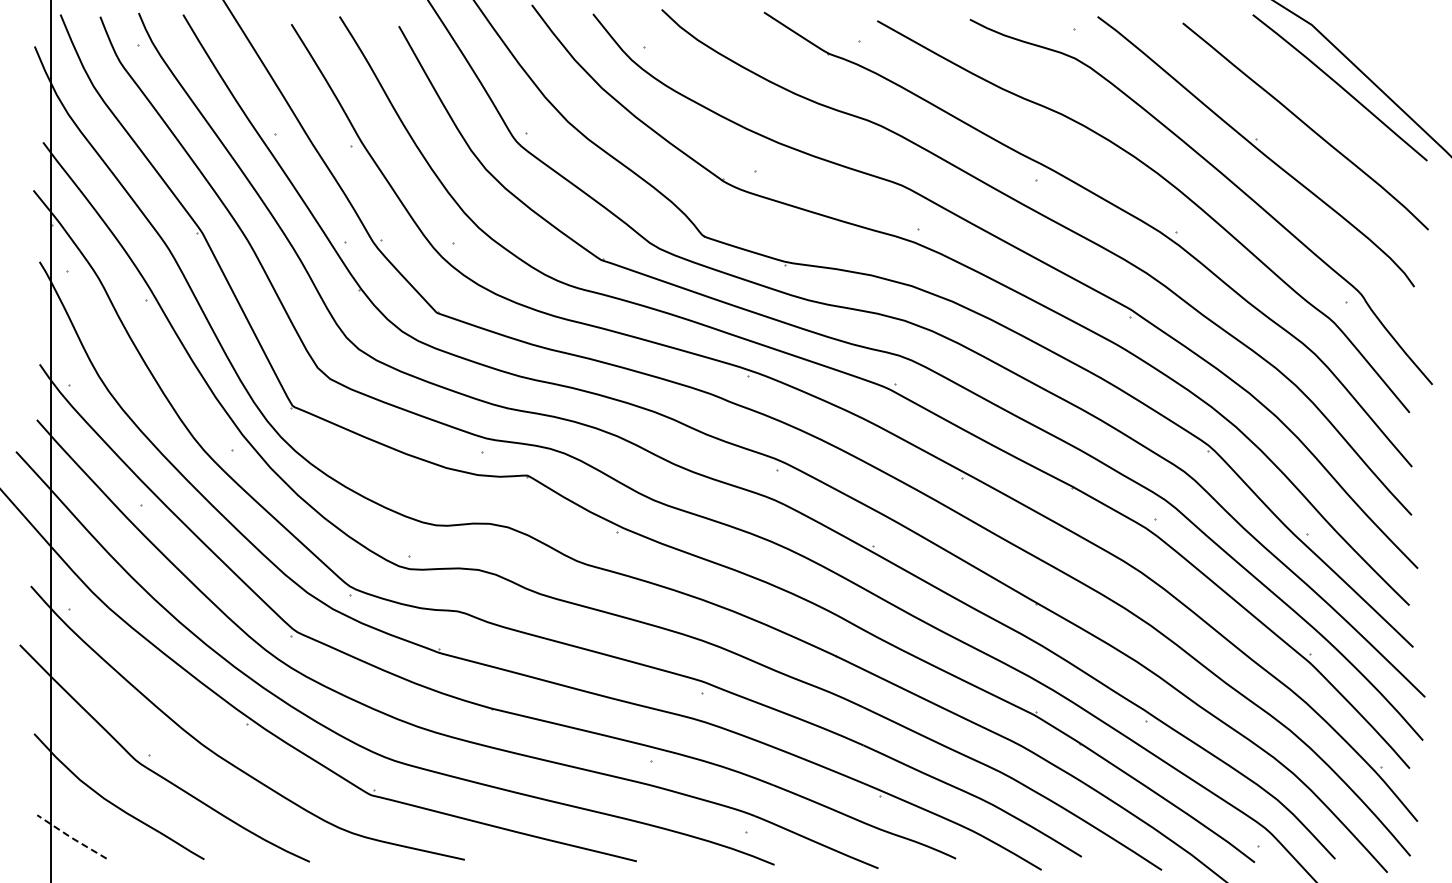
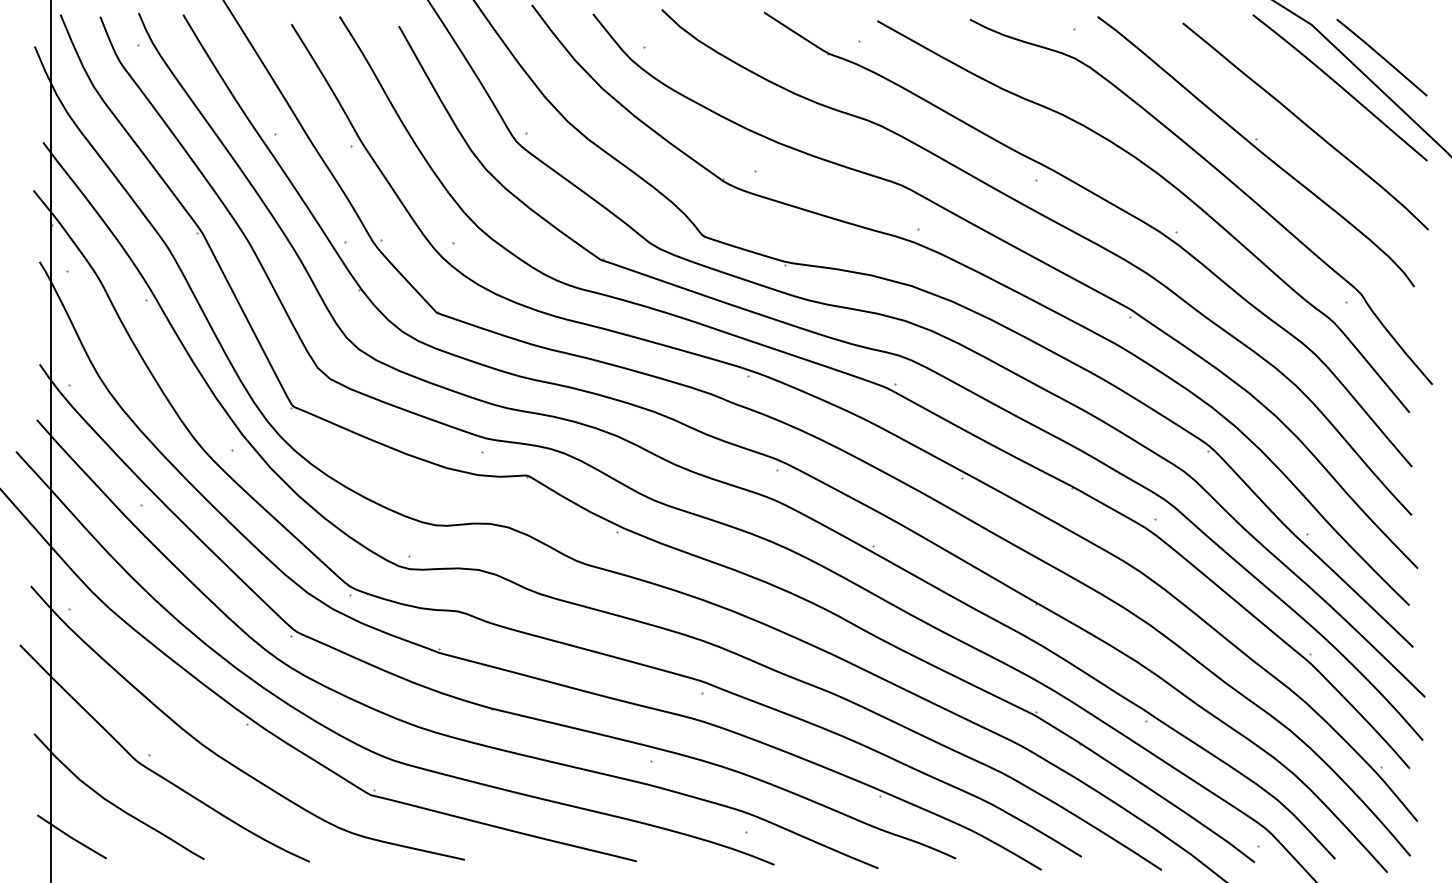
line: none -> present (1381, 57)
line: dashed -> solid (71, 837)
